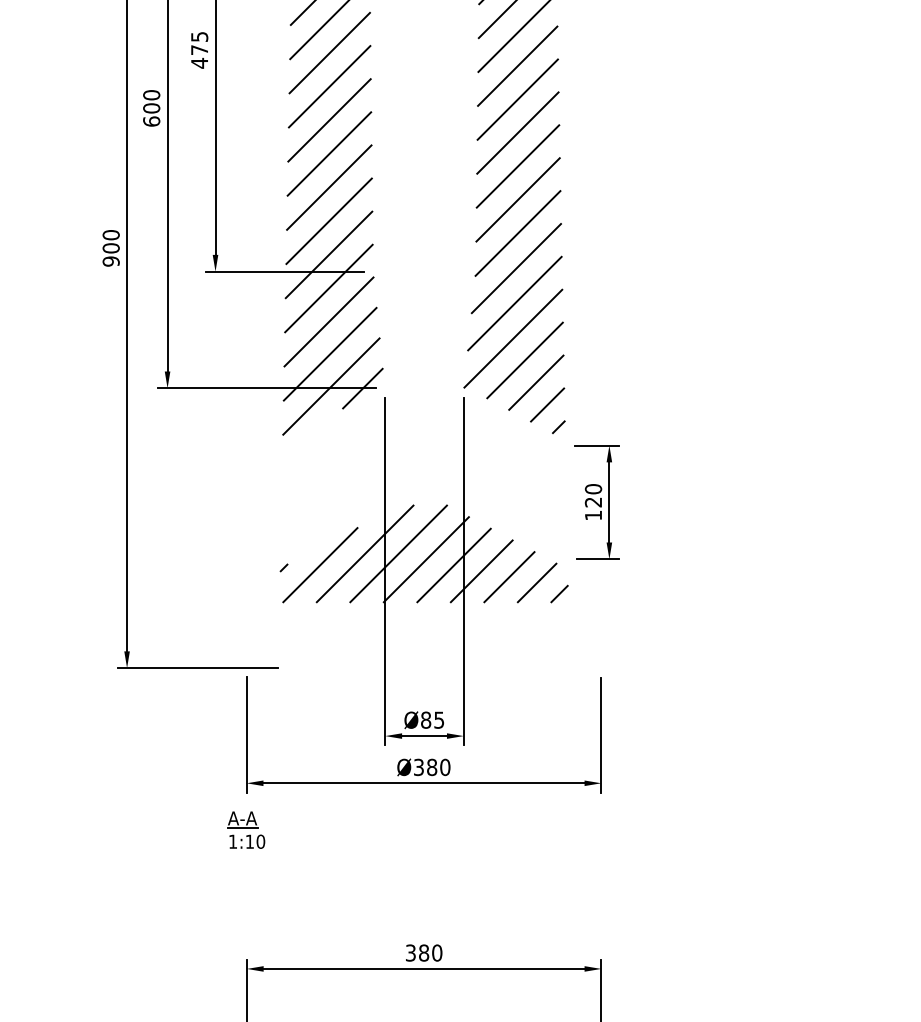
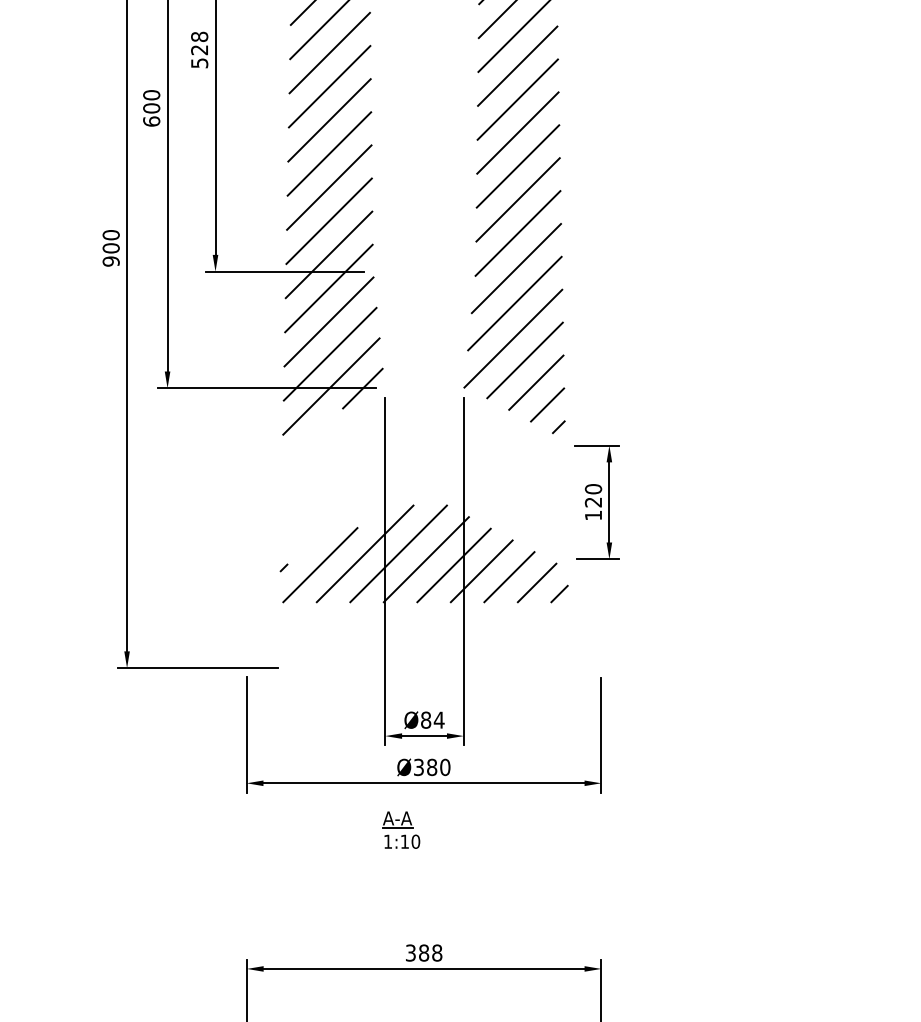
text: 475 -> 528 (199, 49)
text: Ø85 -> Ø84 (438, 719)
part position: (246, 829) -> (401, 829) (401, 829)
text: 380 -> 388 (437, 952)
